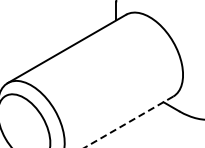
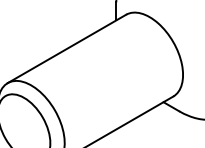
line: dashed -> solid (128, 122)
